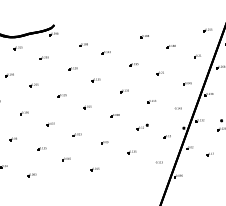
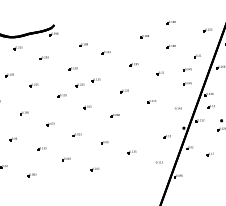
part: none -> present (170, 22)
part: none -> present (187, 69)
part: none -> present (79, 85)
part: none -> present (210, 106)
part: present -> none (142, 126)
